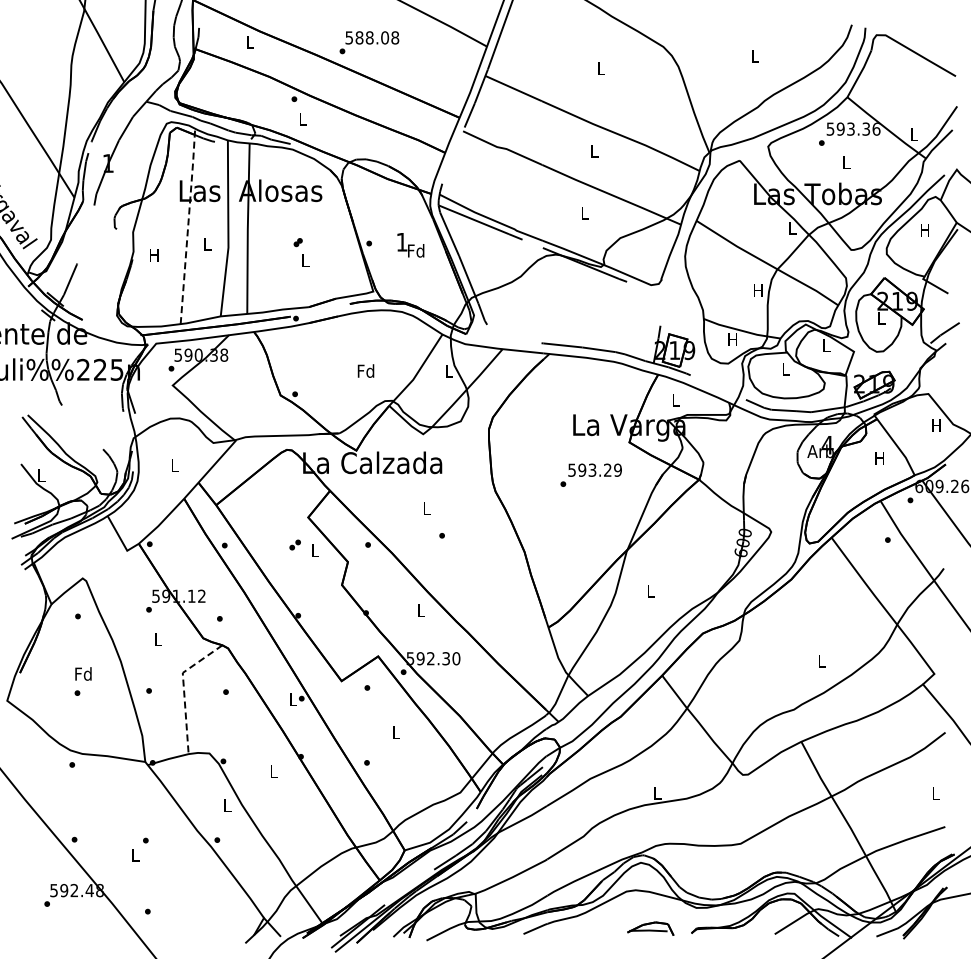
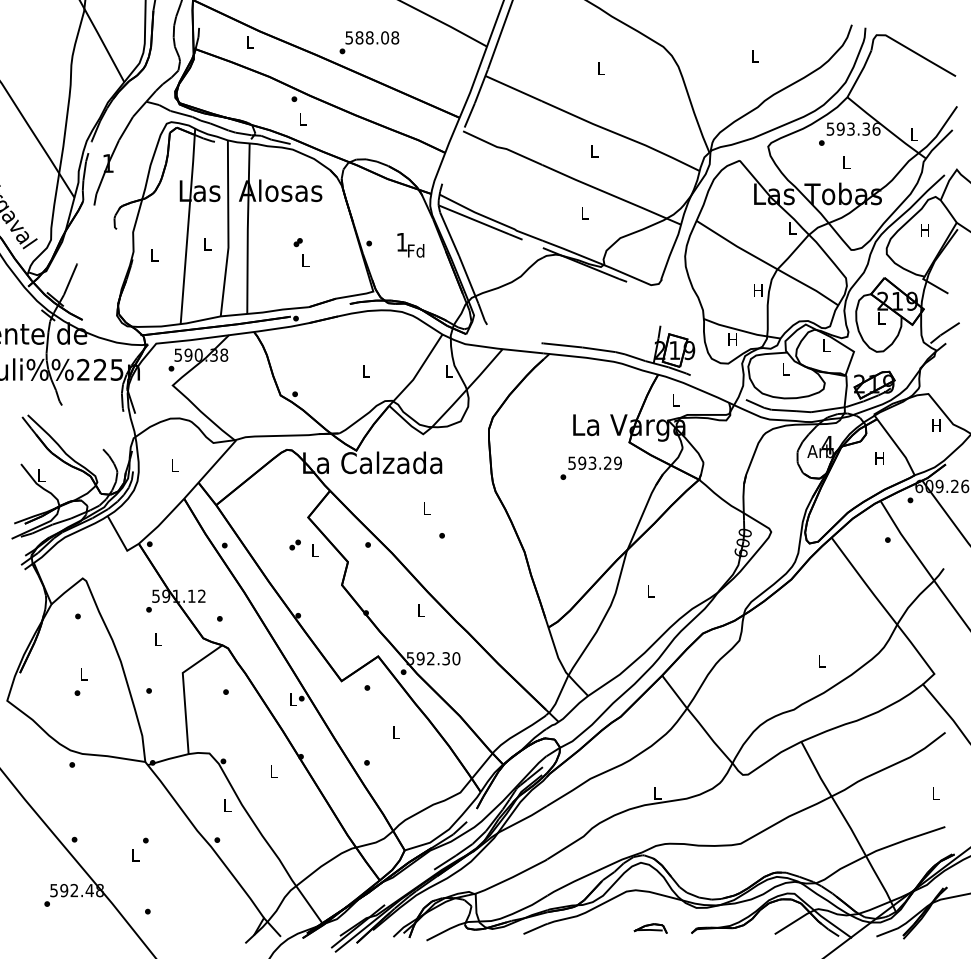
line: dashed -> solid (188, 225)
text: H -> L (154, 255)
text: Fd -> L (365, 370)
text position: (590, 474) -> (590, 467) (590, 467)
text: Fd -> L (83, 673)
line: dashed -> solid (183, 688)
part size: 48x15 px -> 35x11 px (650, 928)
